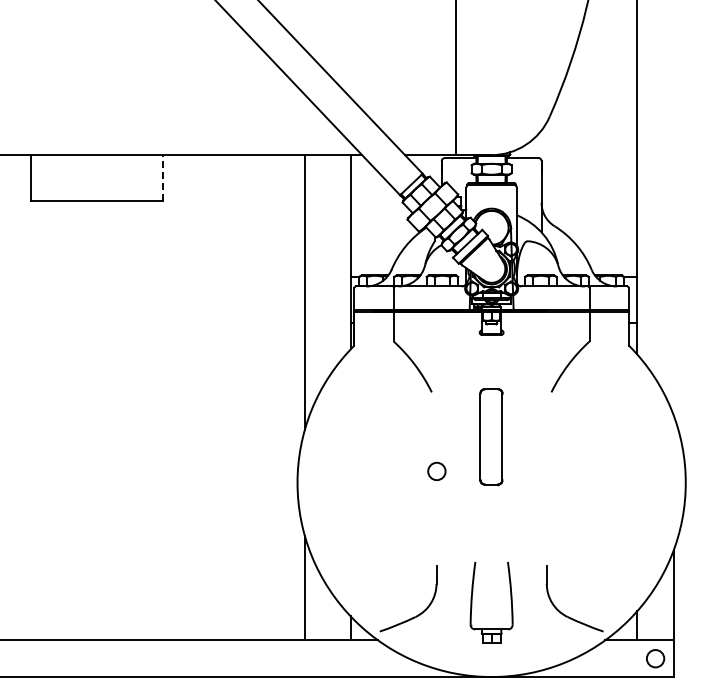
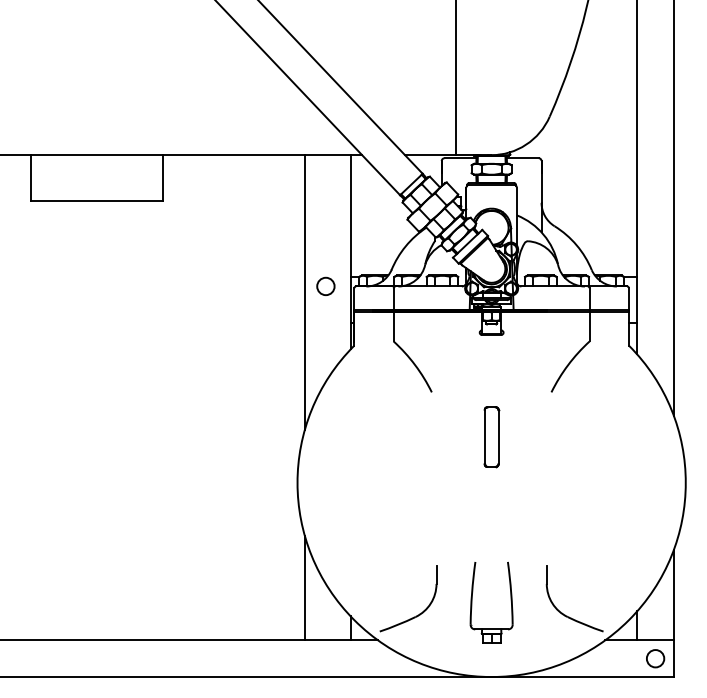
line: dashed -> solid (163, 178)
line: none -> present (673, 208)
part size: 25x99 px -> 18x63 px (491, 437)
circle position: (436, 470) -> (325, 285) (325, 285)
